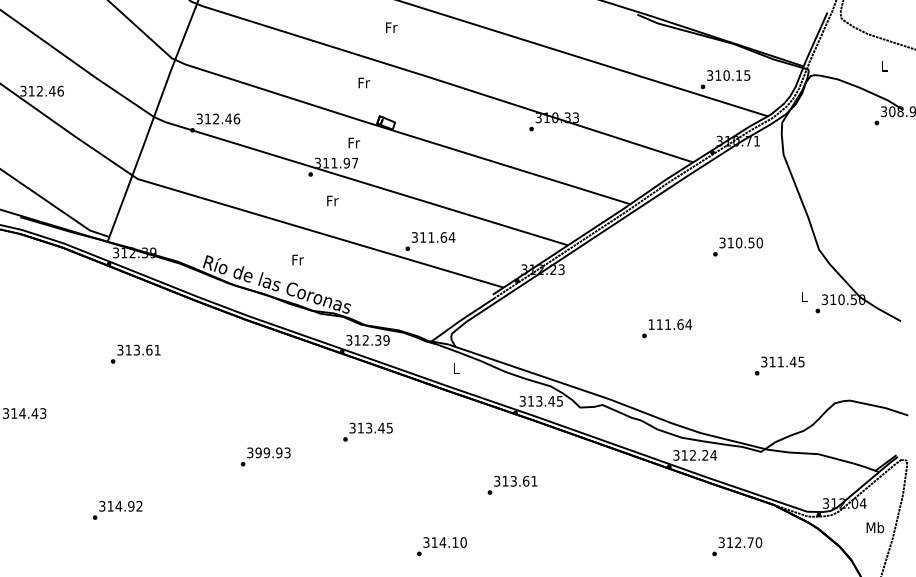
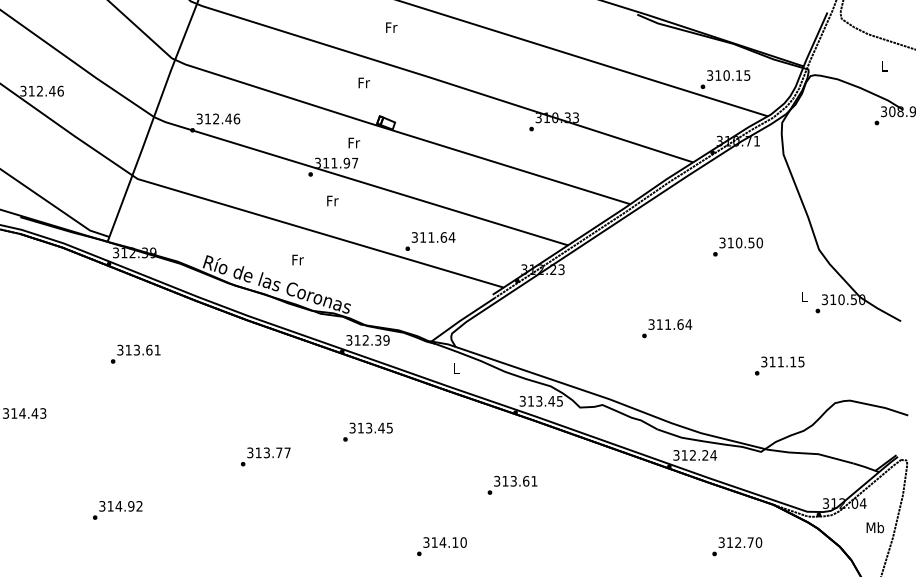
text: 111.64 -> 311.64 (651, 324)
text: 311.45 -> 311.15 (792, 361)
text: 399.93 -> 313.77 (272, 452)
